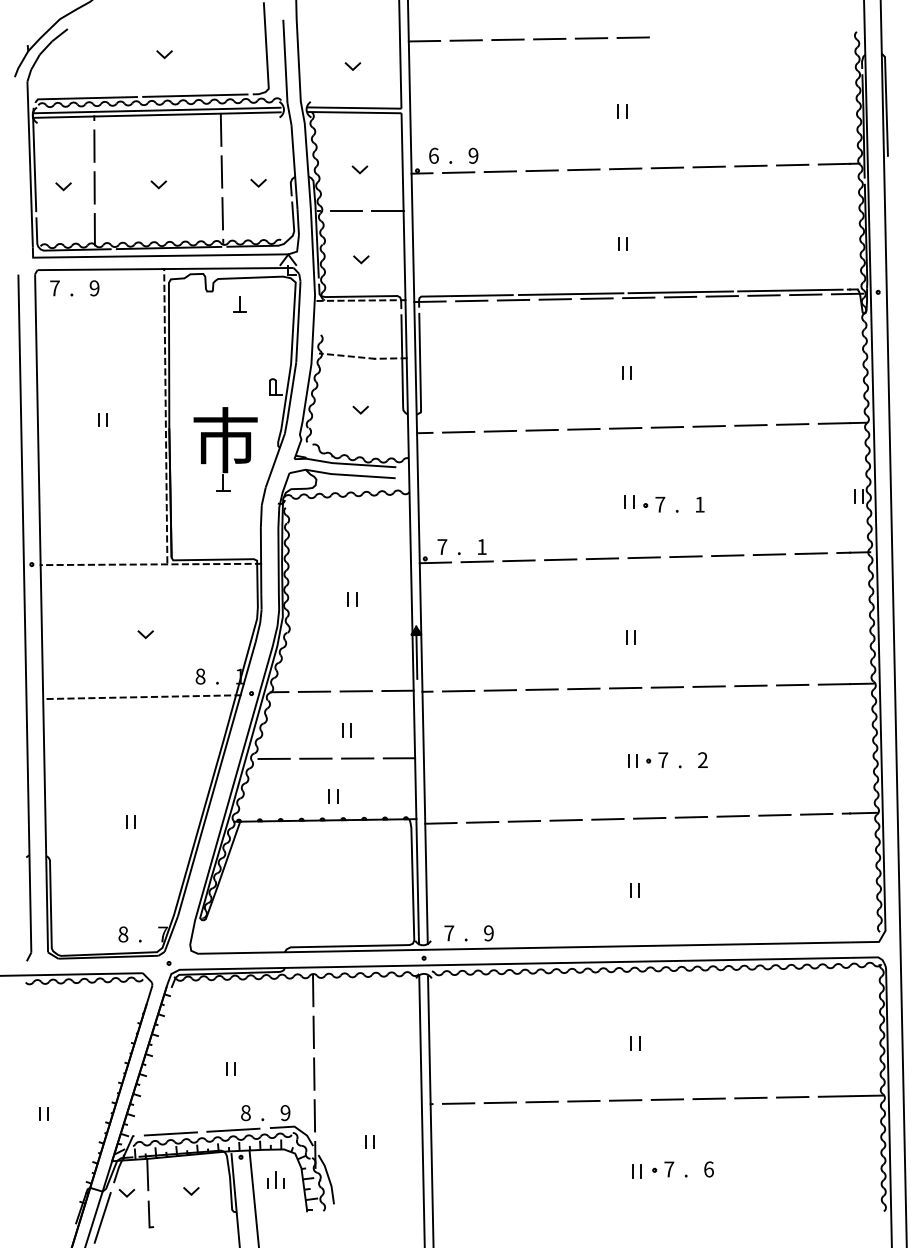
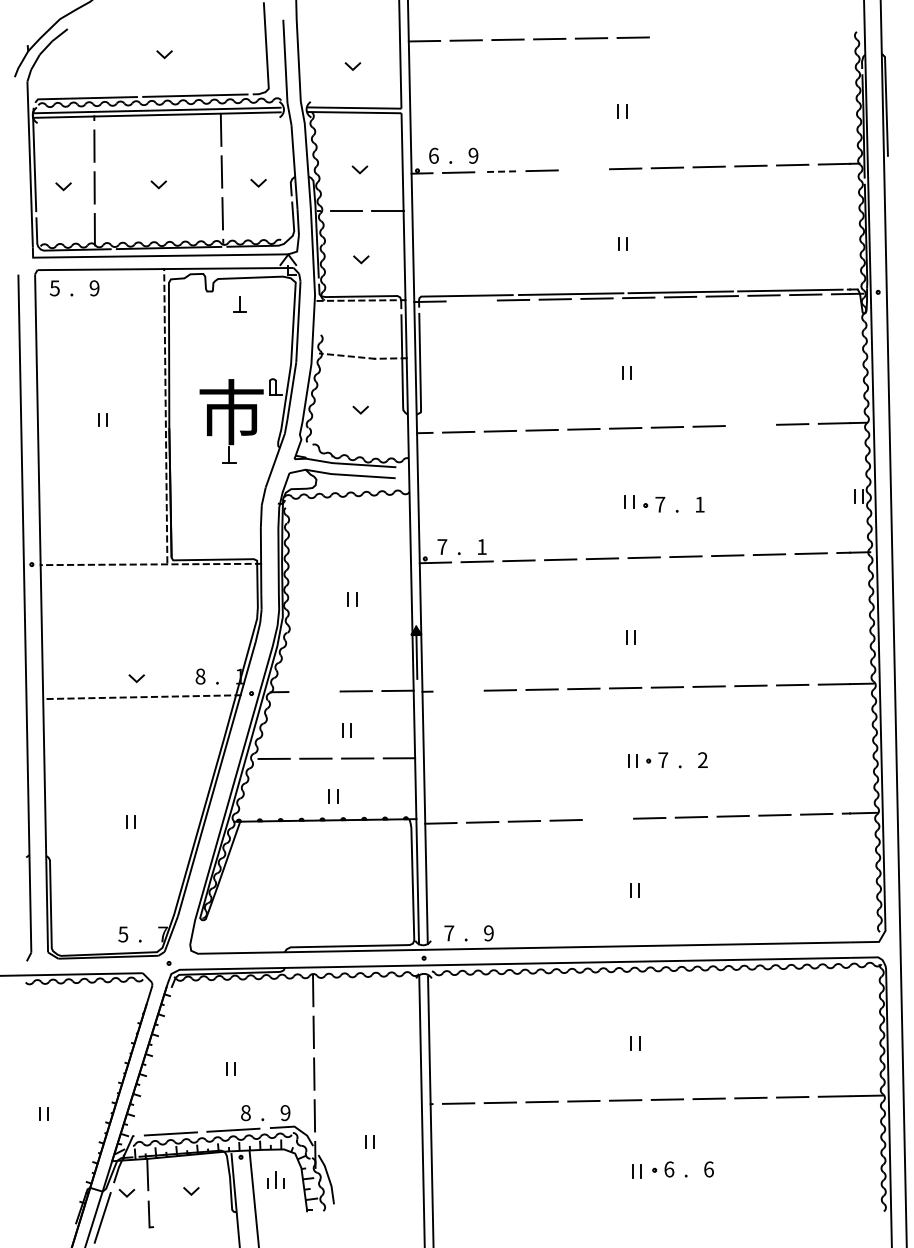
line: present -> none (583, 169)
line: solid -> dashed (500, 171)
text: 7 -> 5 (54, 288)
line: present -> none (471, 300)
line: present -> none (750, 425)
part position: (225, 449) -> (231, 421) (231, 421)
line position: (144, 635) -> (135, 679) (135, 679)
line: present -> none (458, 690)
line: present -> none (314, 691)
line: present -> none (607, 818)
text: 8 -> 5 (123, 934)
text: 7 -> 6 (669, 1169)
